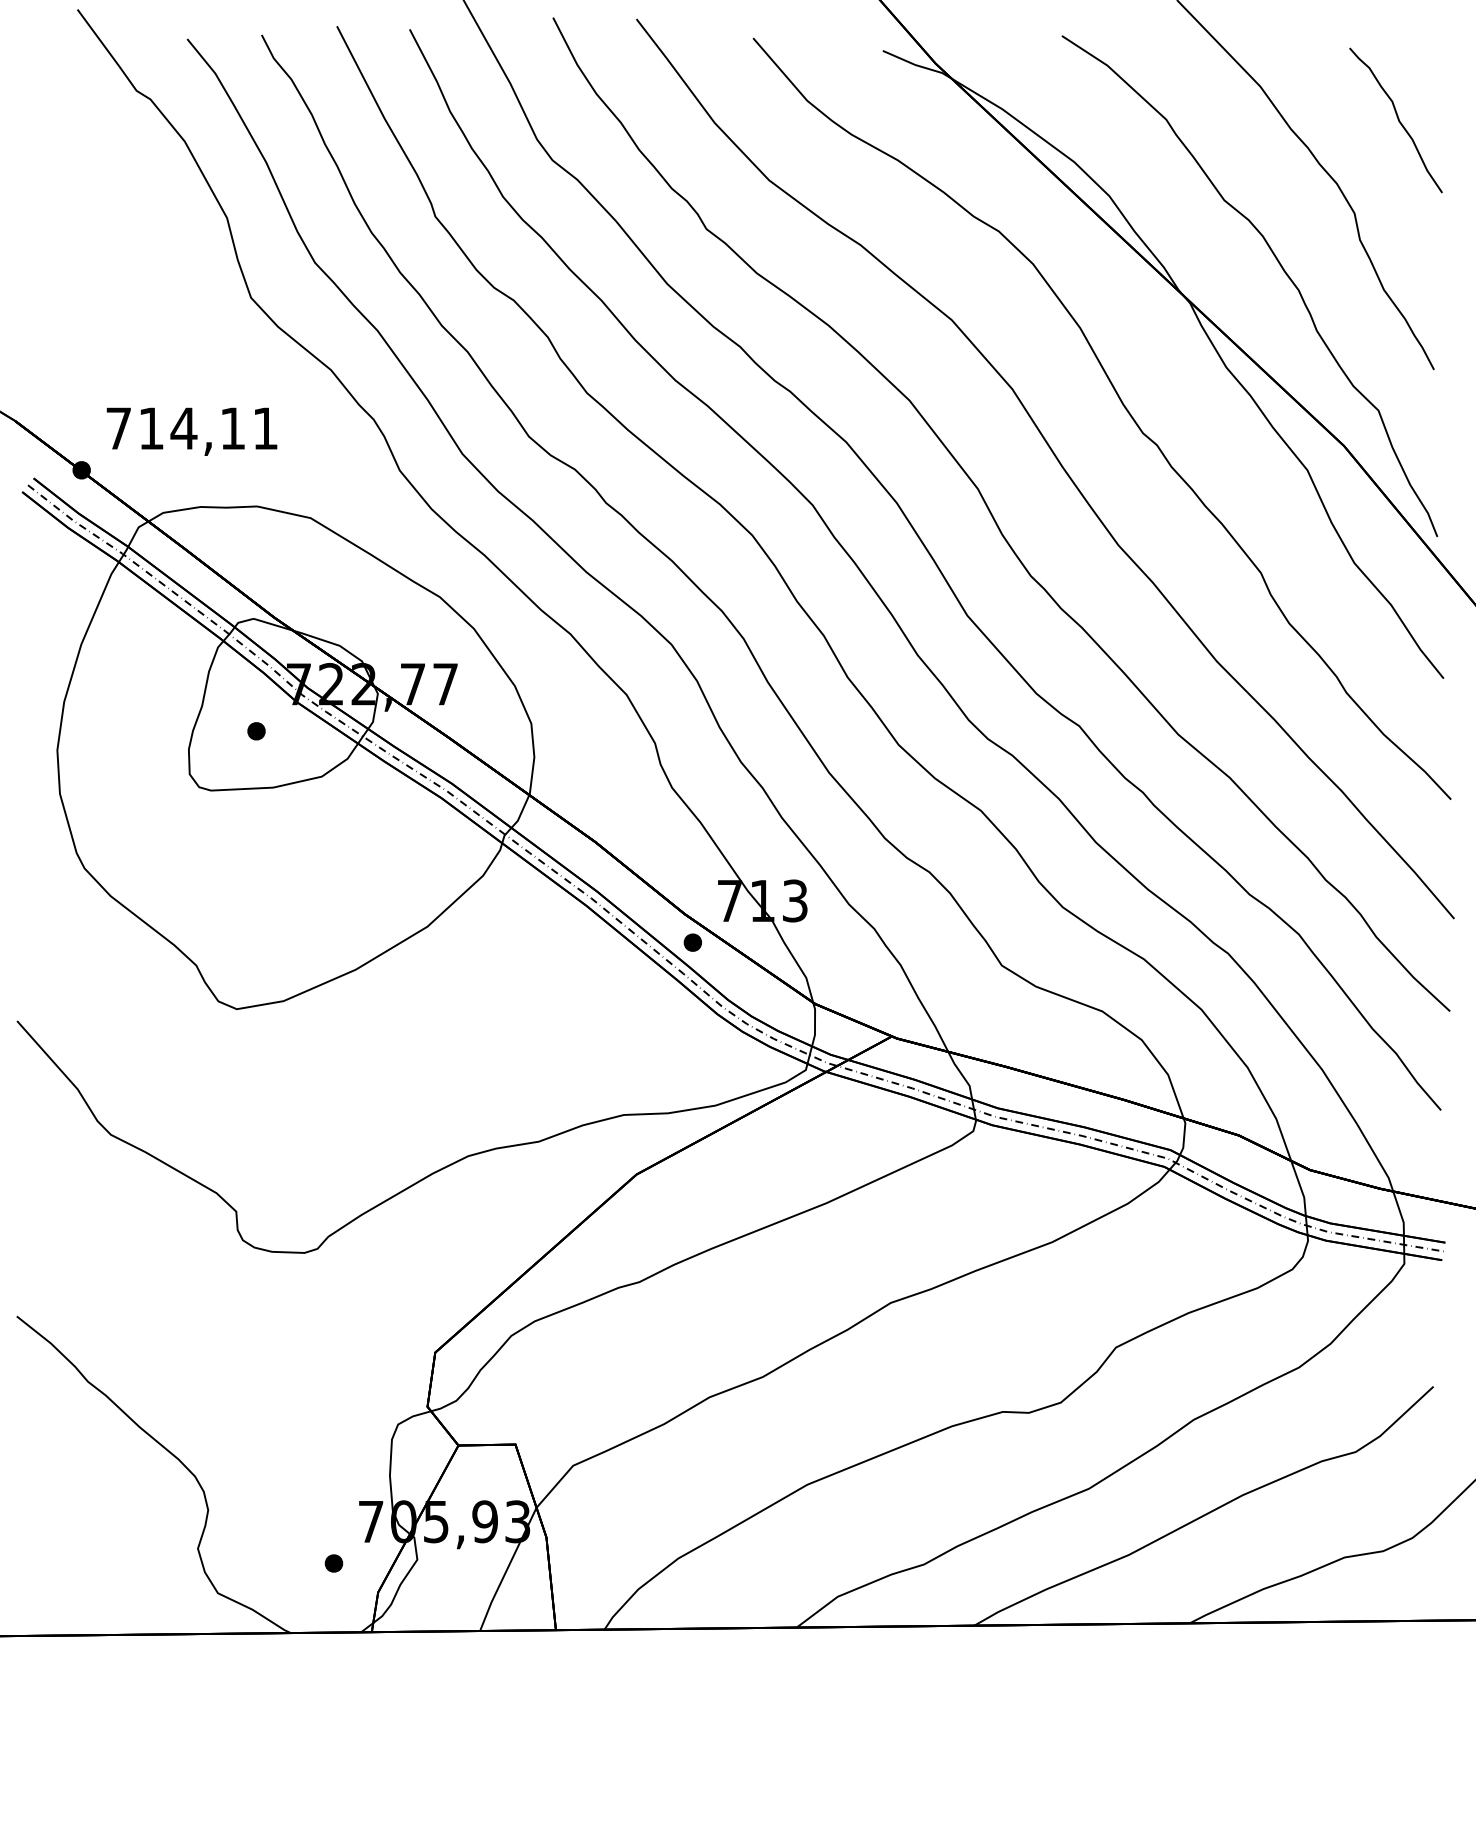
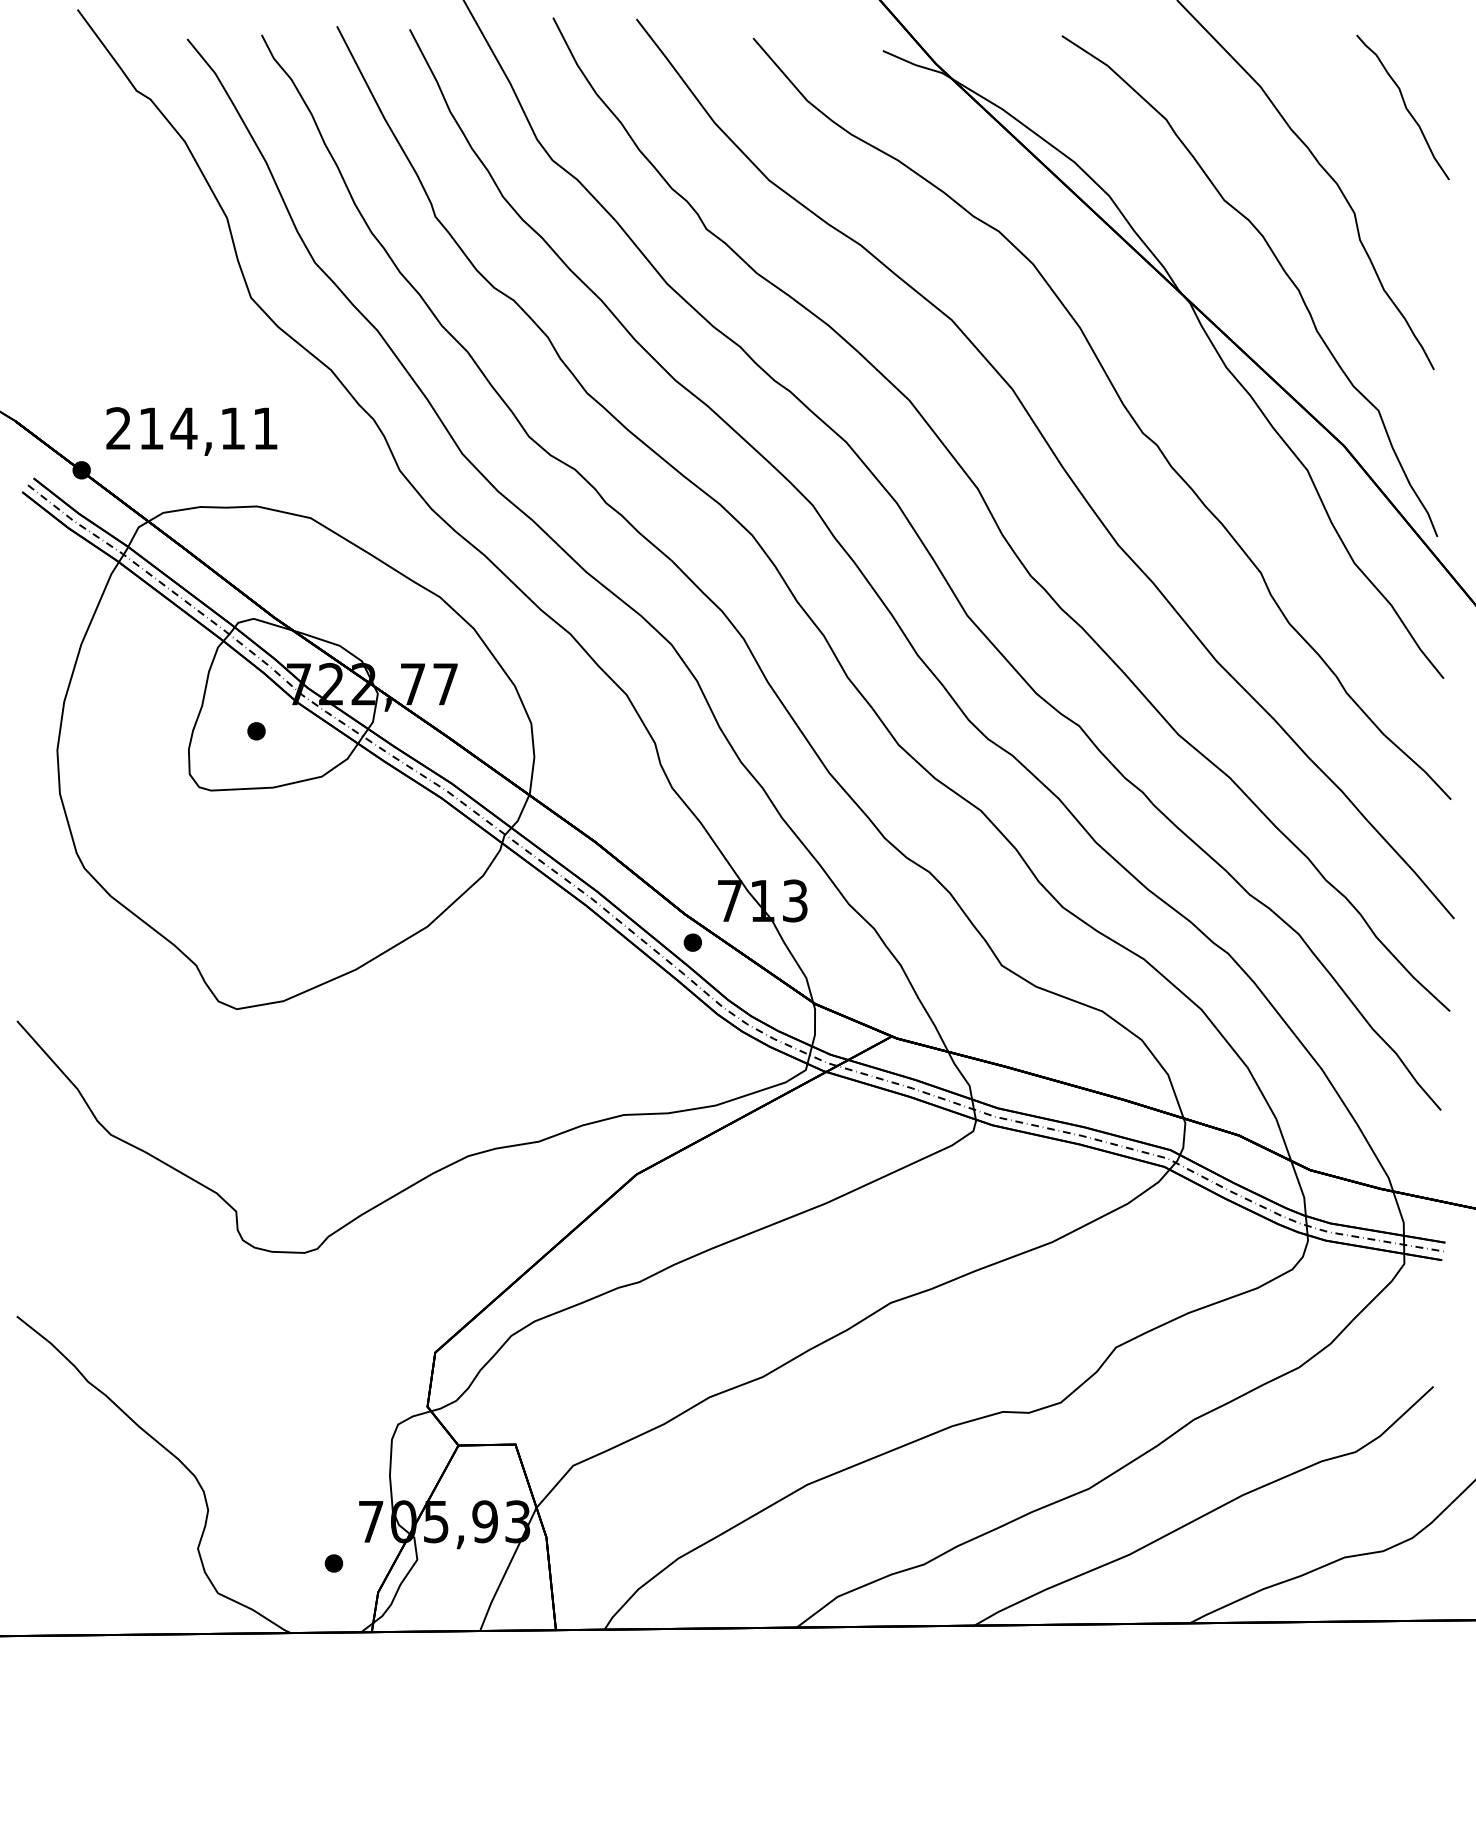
curve position: (1397, 119) -> (1404, 106) (1404, 106)
text: 714,11 -> 214,11 (118, 428)
